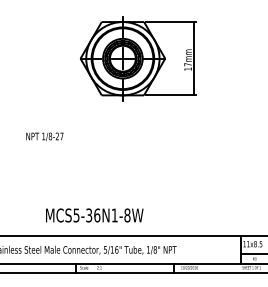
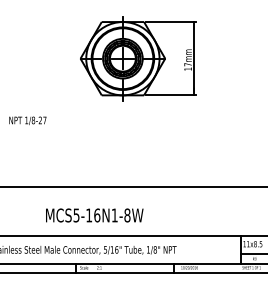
text position: (44, 136) -> (27, 120) (27, 120)
line: none -> present (133, 187)
text: MCS5-36N1-8W -> MCS5-16N1-8W (89, 215)
